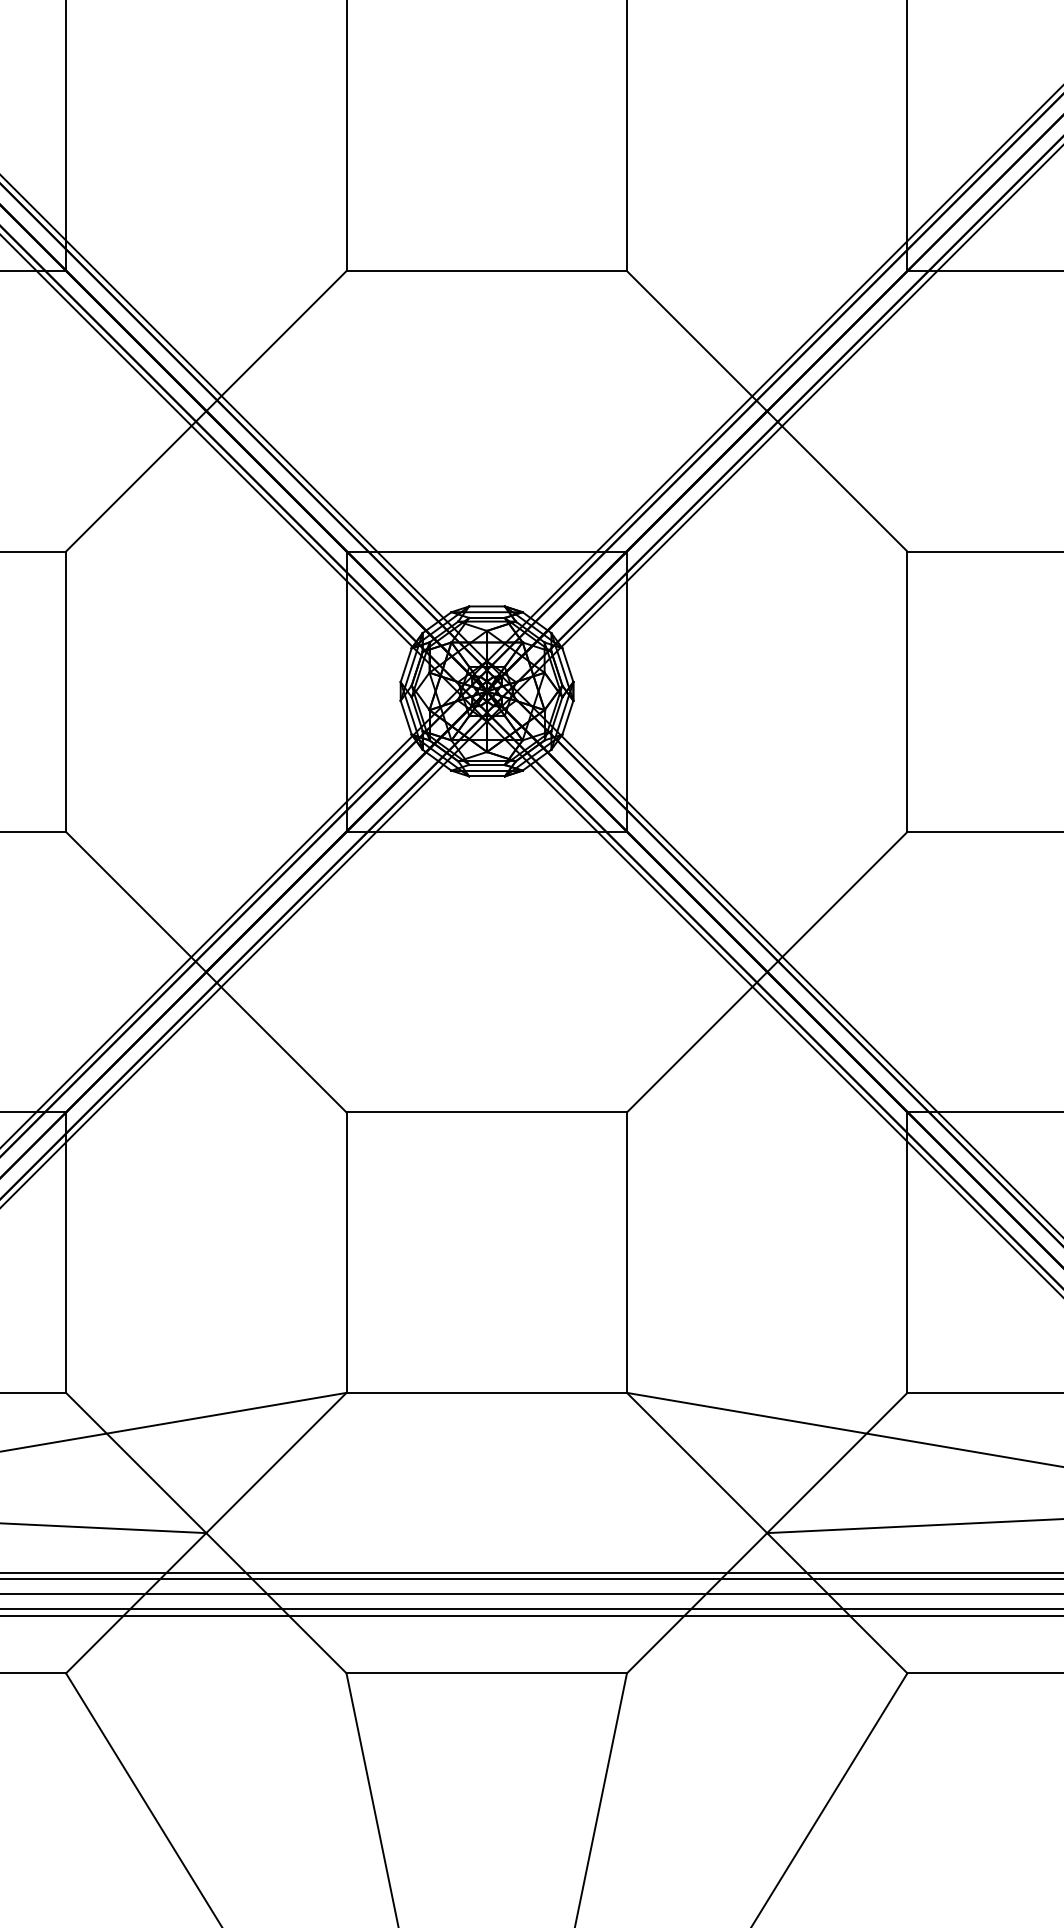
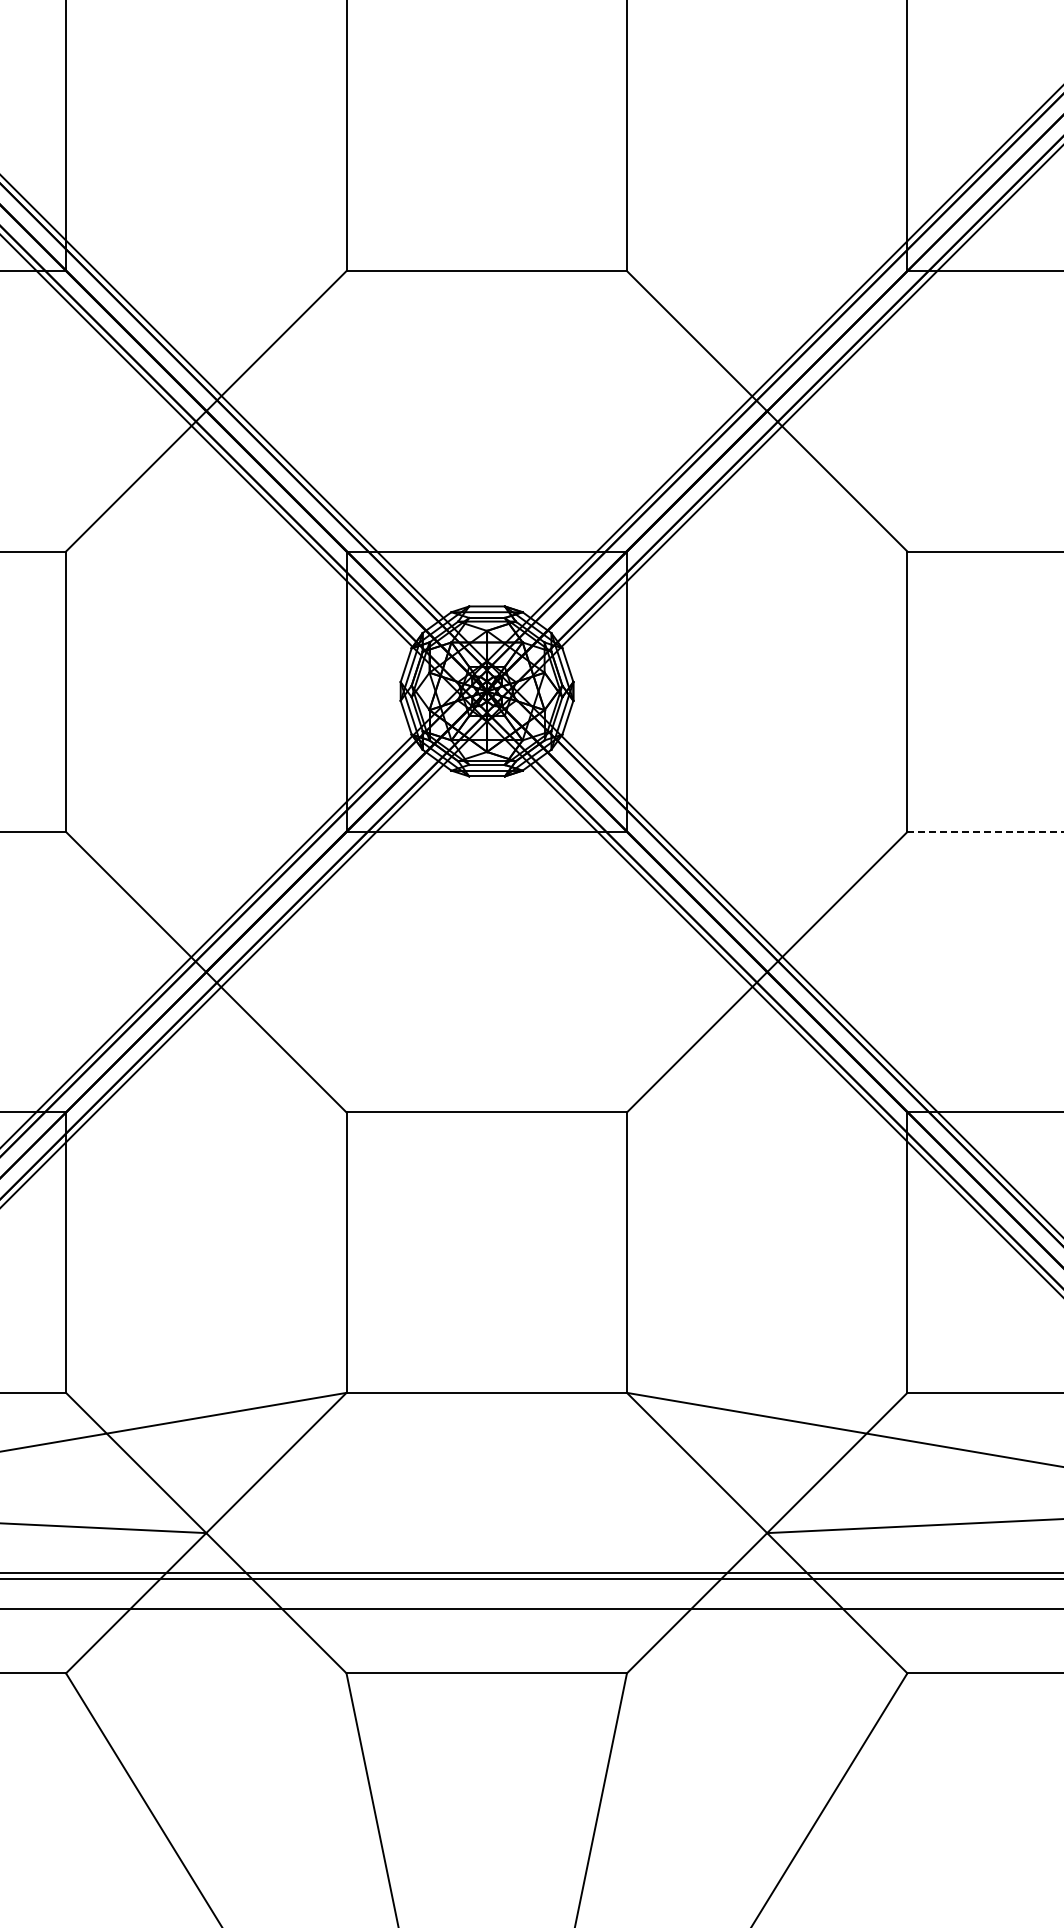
line: solid -> dashed (985, 831)
line: present -> none (531, 1594)
line: present -> none (531, 1615)
